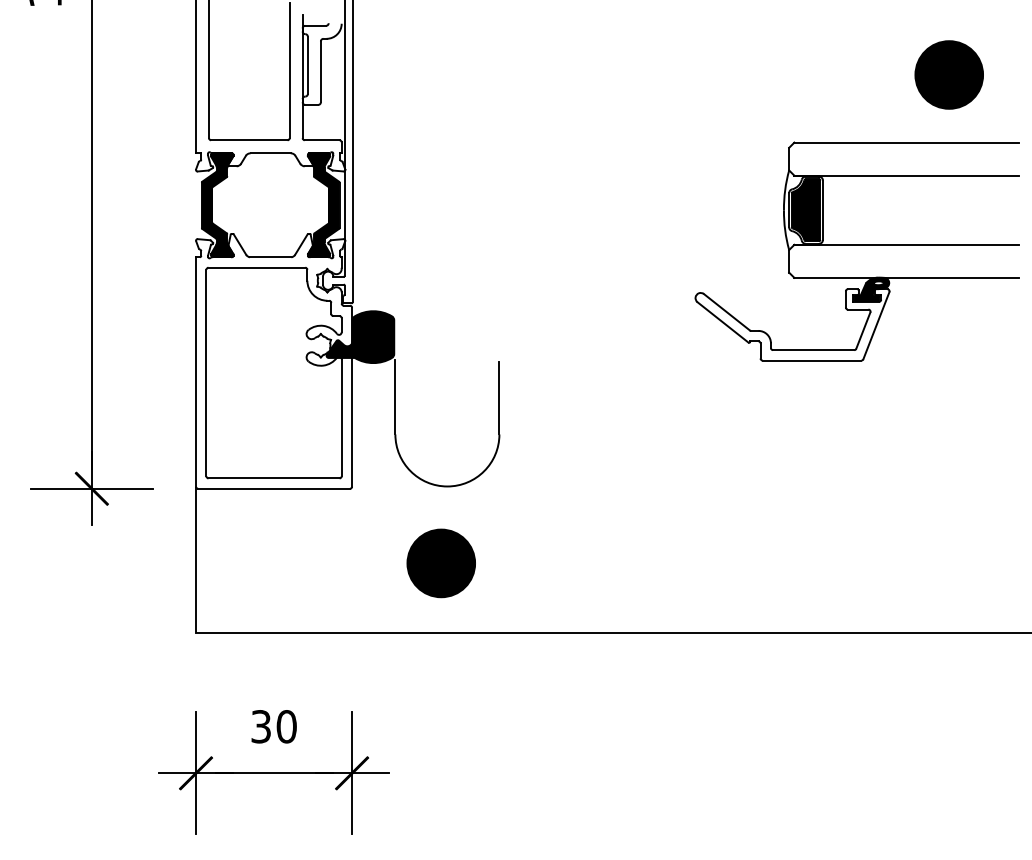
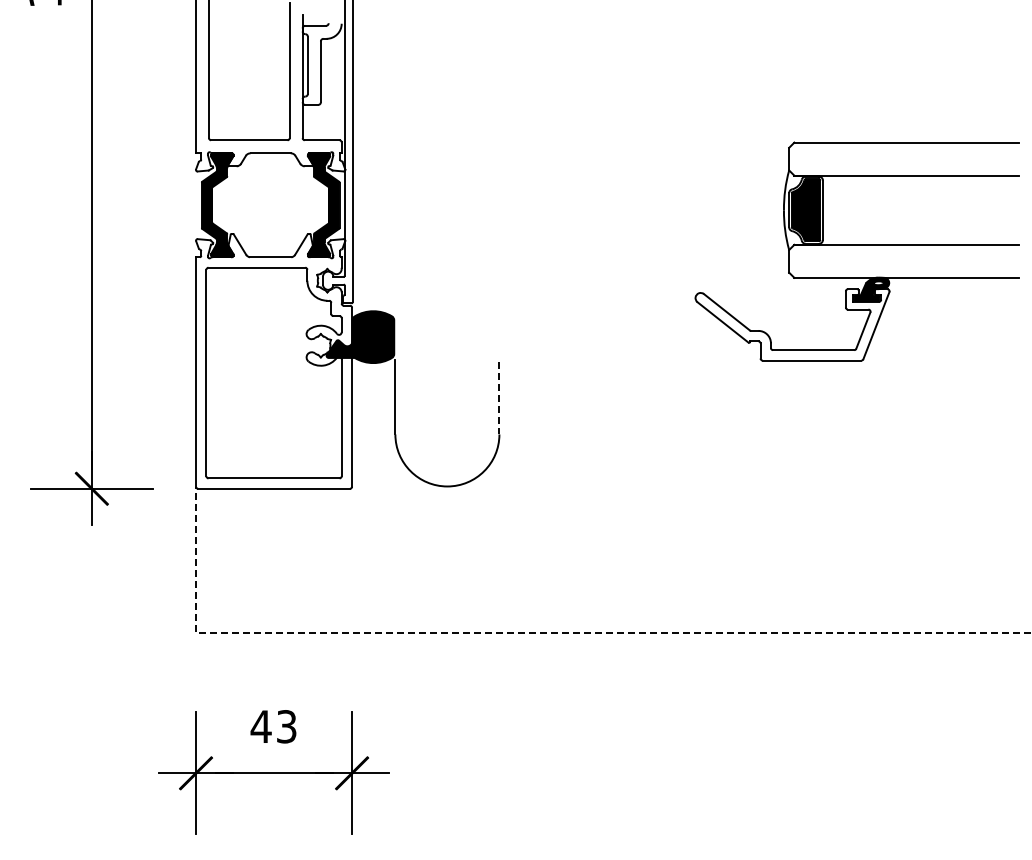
part: present -> none (948, 74)
line: solid -> dashed (499, 398)
part: present -> none (440, 563)
line: solid -> dashed (497, 633)
text: 30 -> 43 (273, 726)
